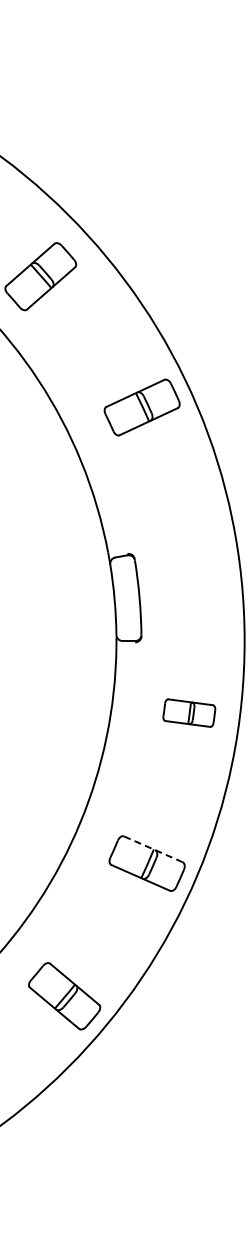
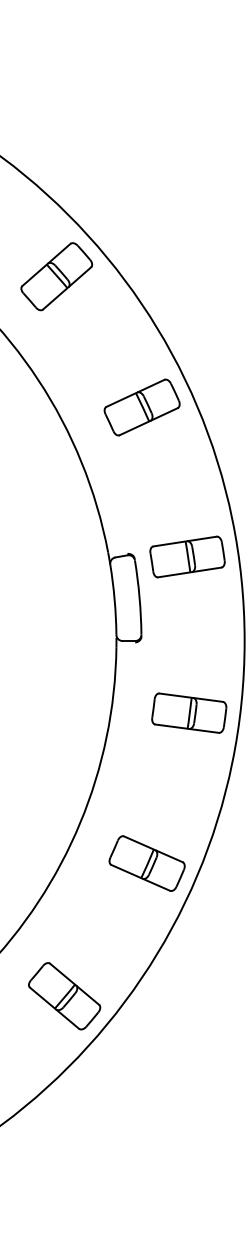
part position: (40, 276) -> (56, 276) (56, 276)
part: none -> present (187, 556)
part size: 55x30 px -> 77x42 px (189, 712)
line: dashed -> solid (153, 849)
